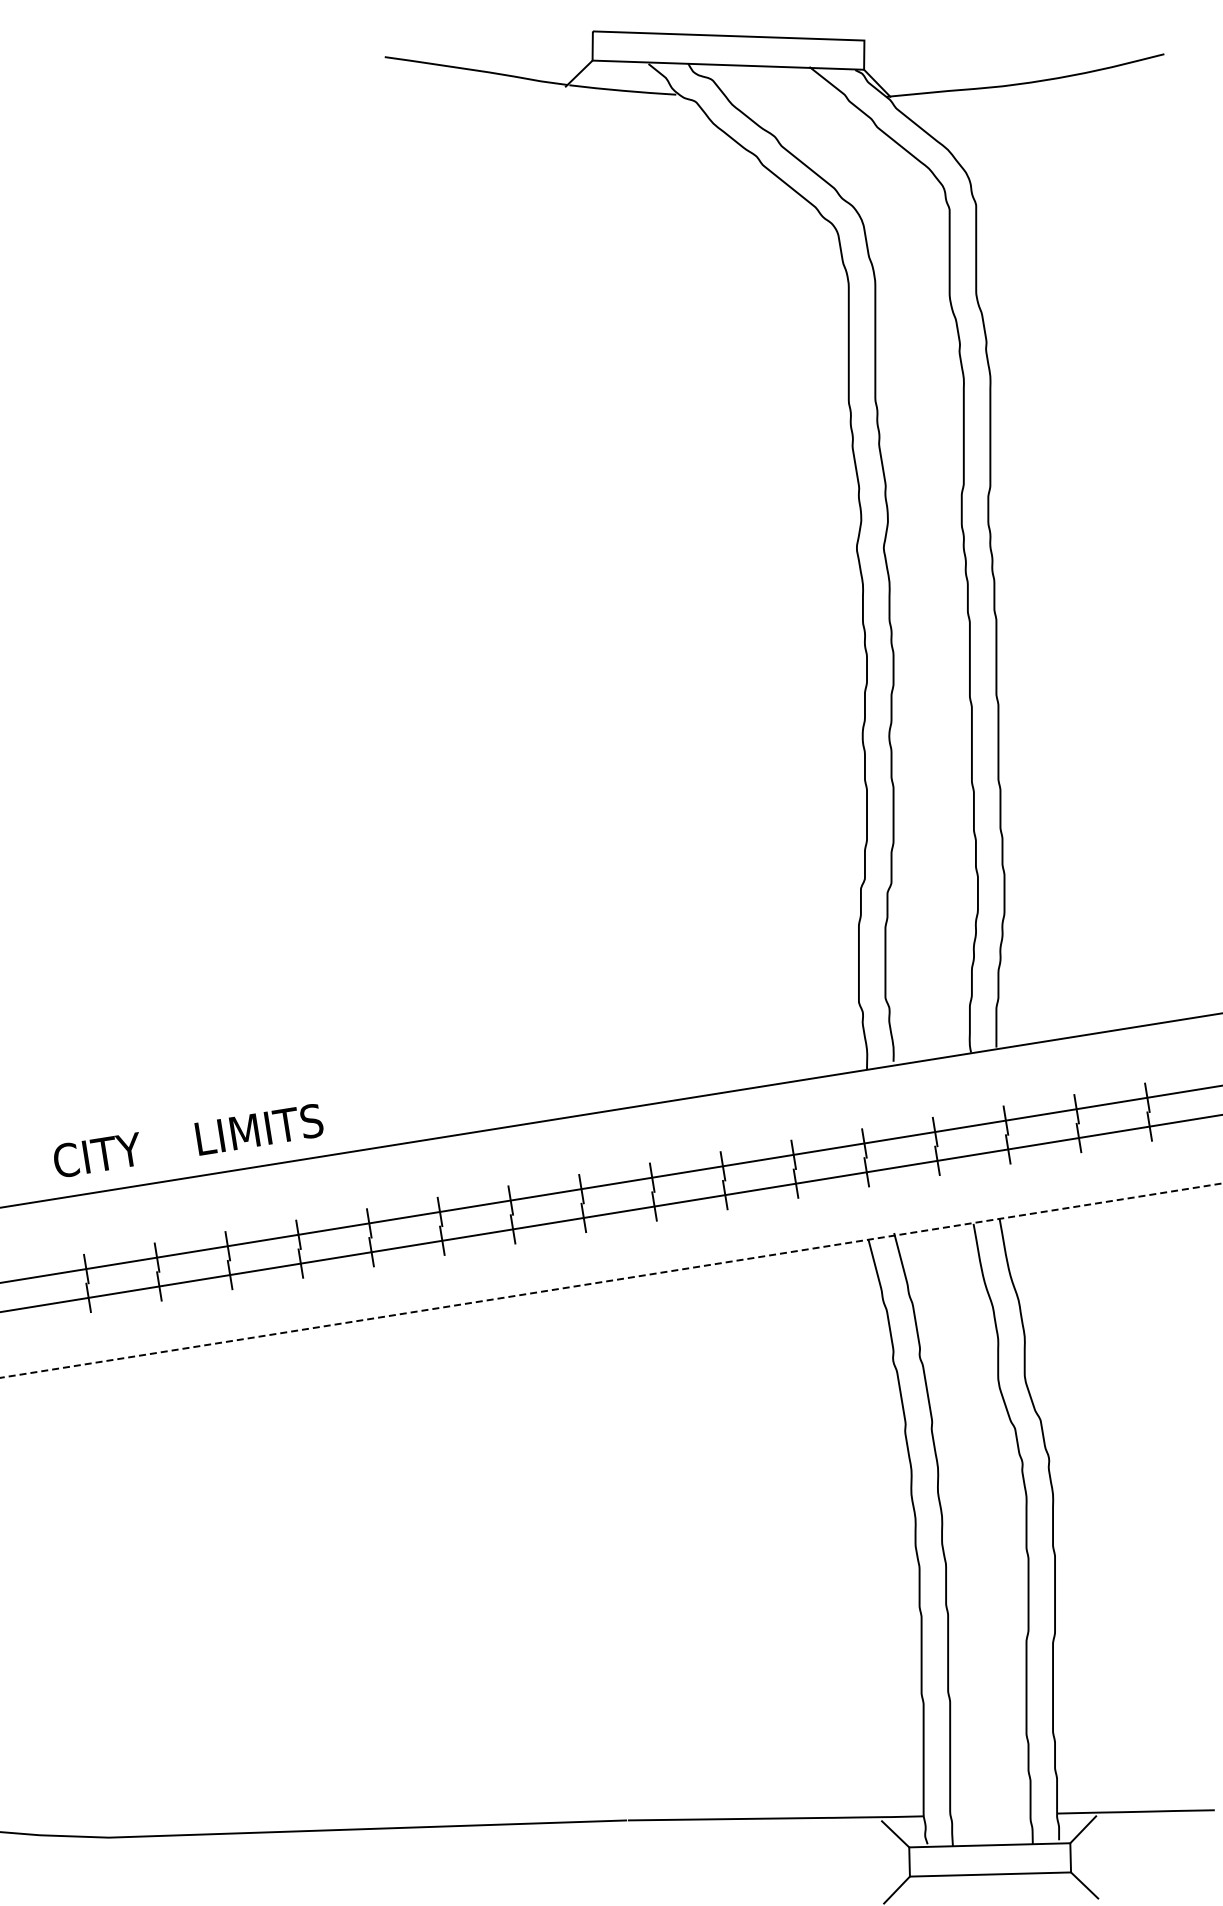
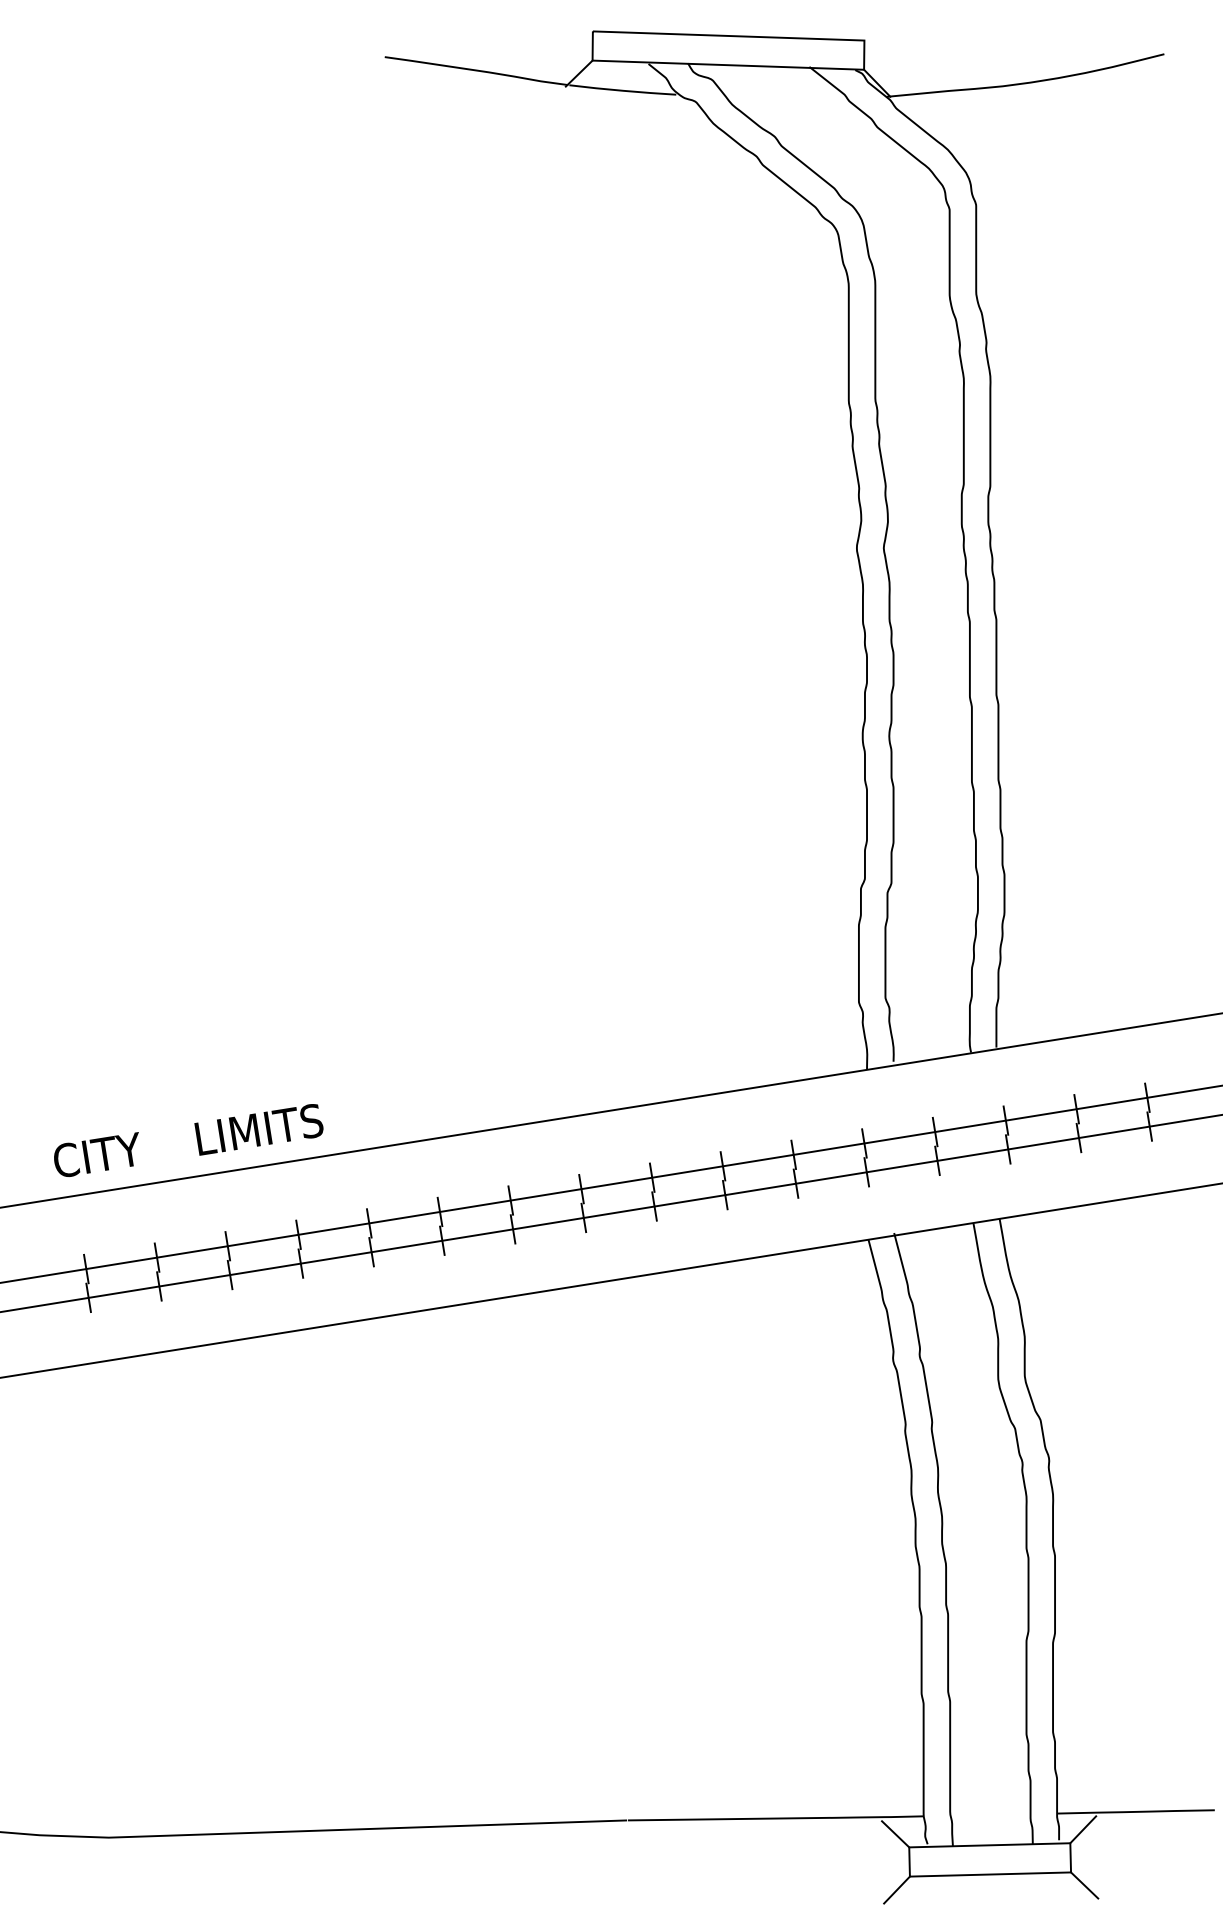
line: dashed -> solid (611, 1280)
